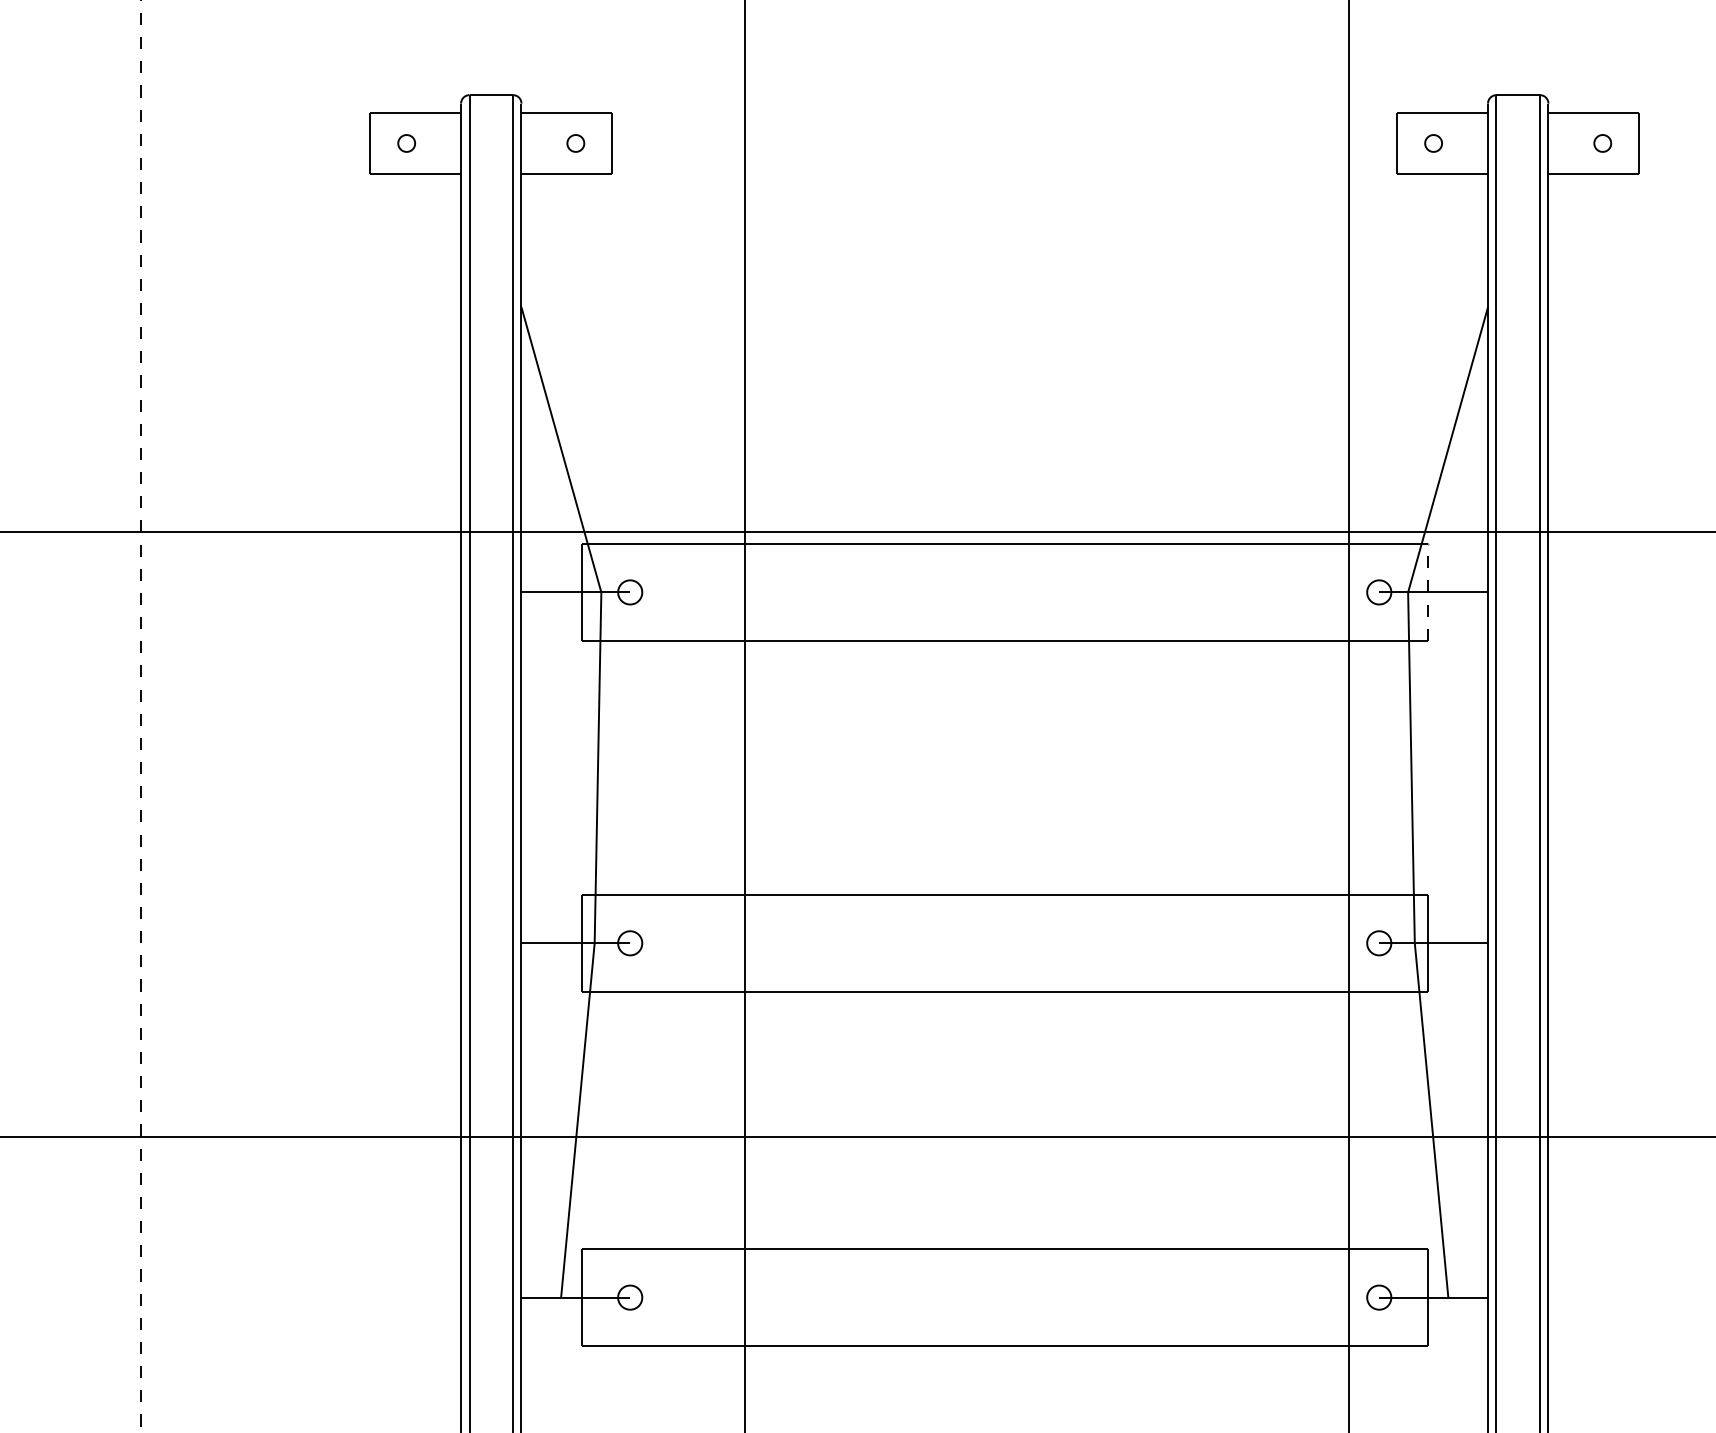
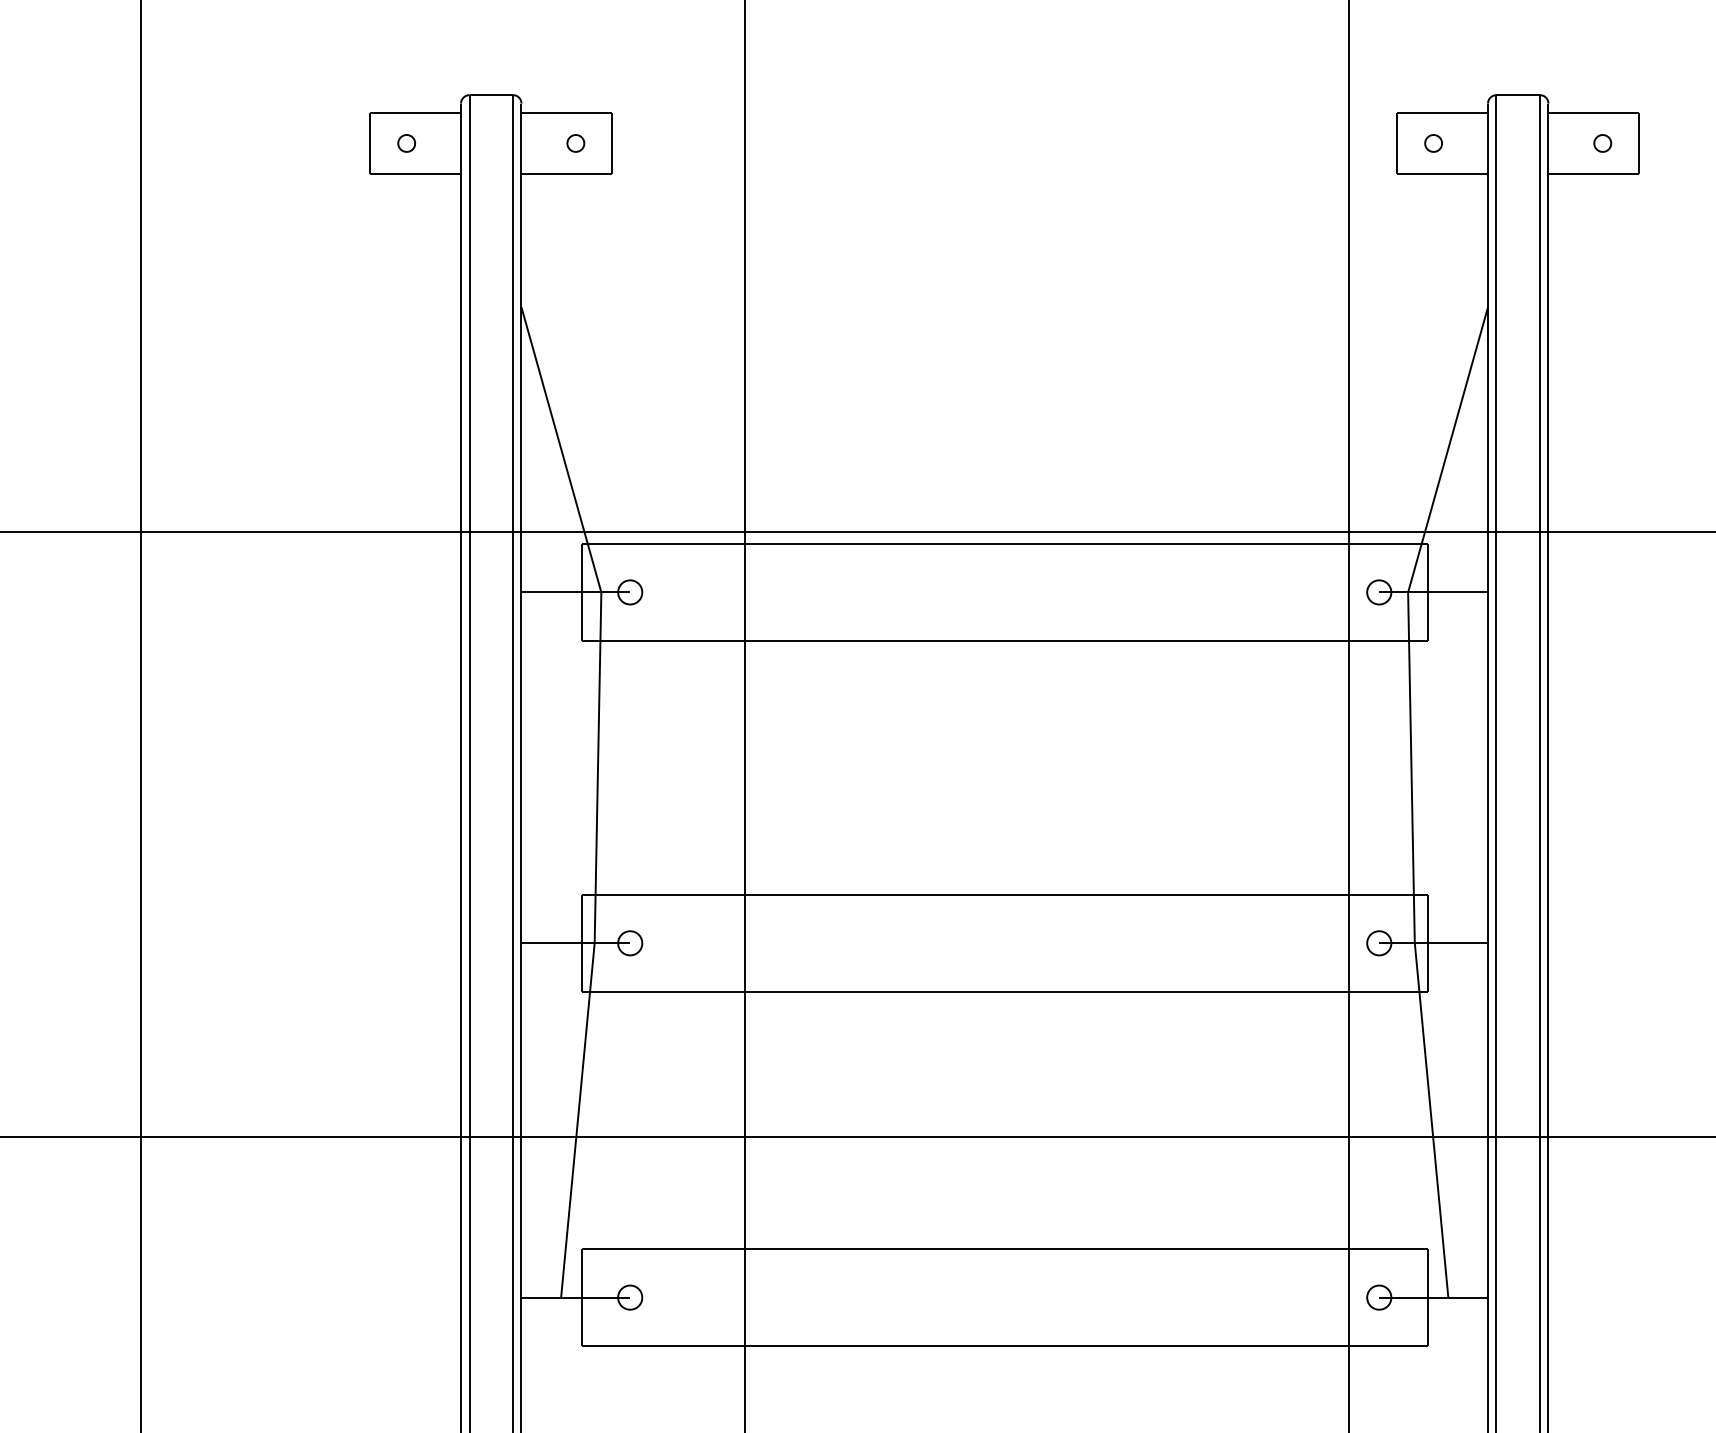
line: dashed -> solid (1427, 591)
line: dashed -> solid (140, 716)
